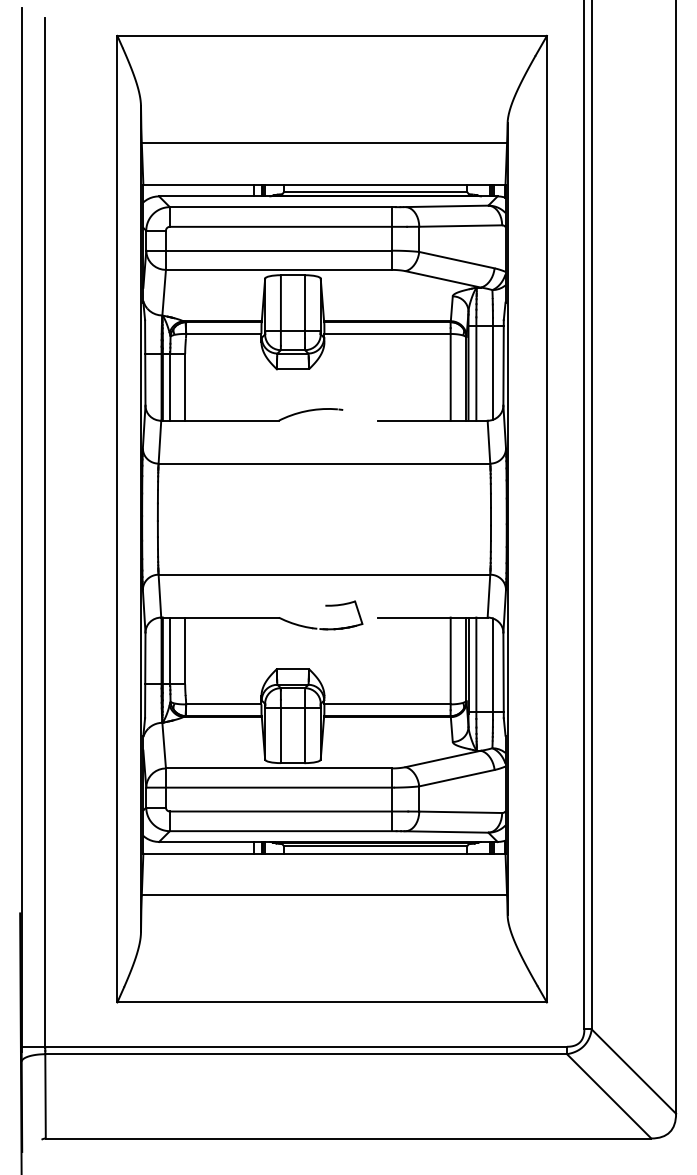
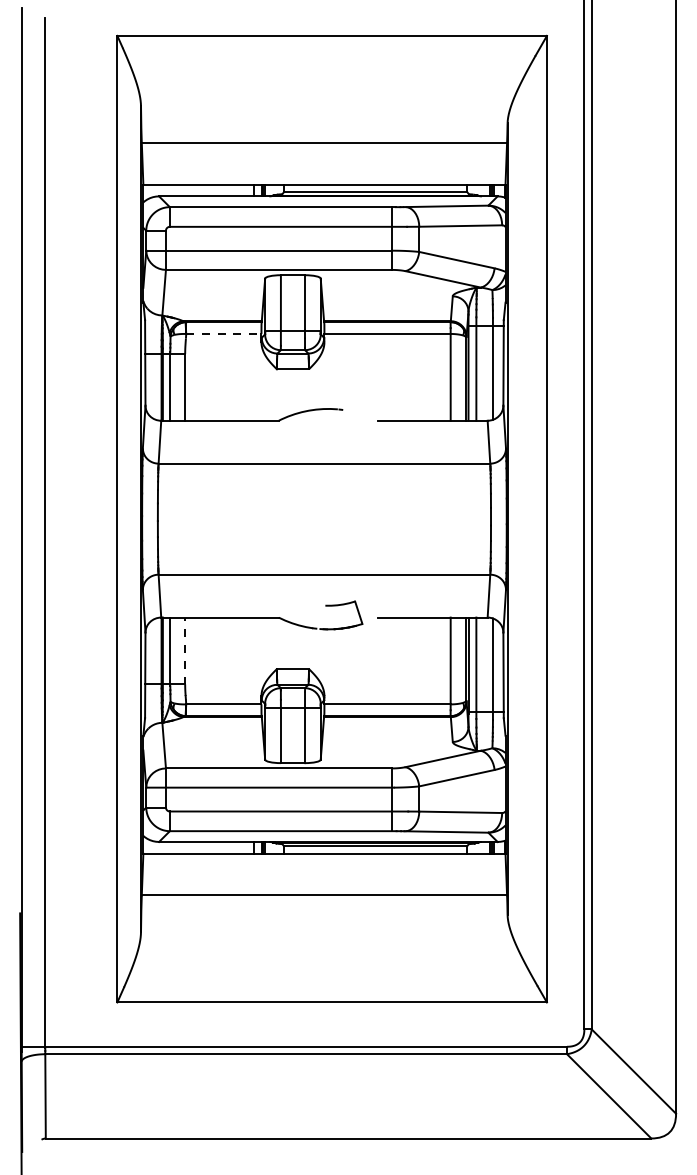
line: solid -> dashed (223, 333)
line: solid -> dashed (185, 650)
